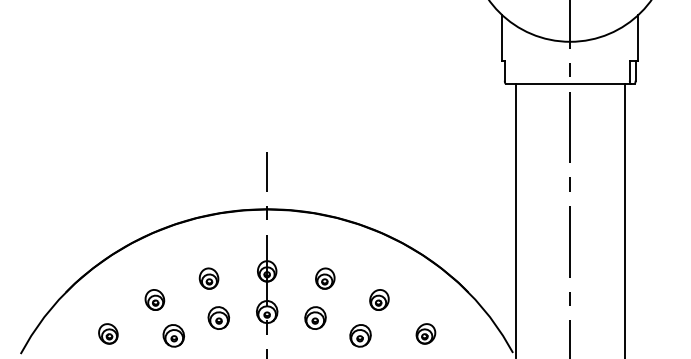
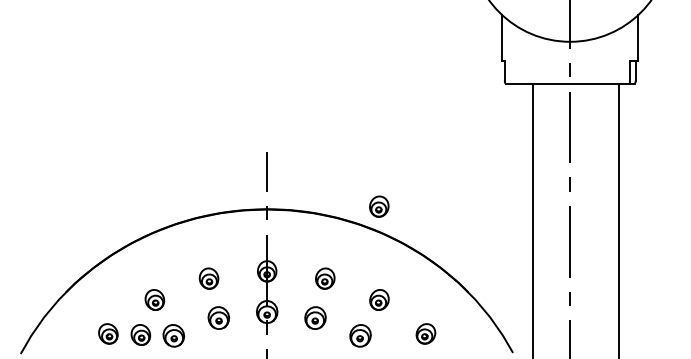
part: none -> present (379, 206)
line position: (515, 219) -> (532, 219) (532, 219)
line position: (624, 219) -> (618, 219) (618, 219)
part: none -> present (140, 334)
